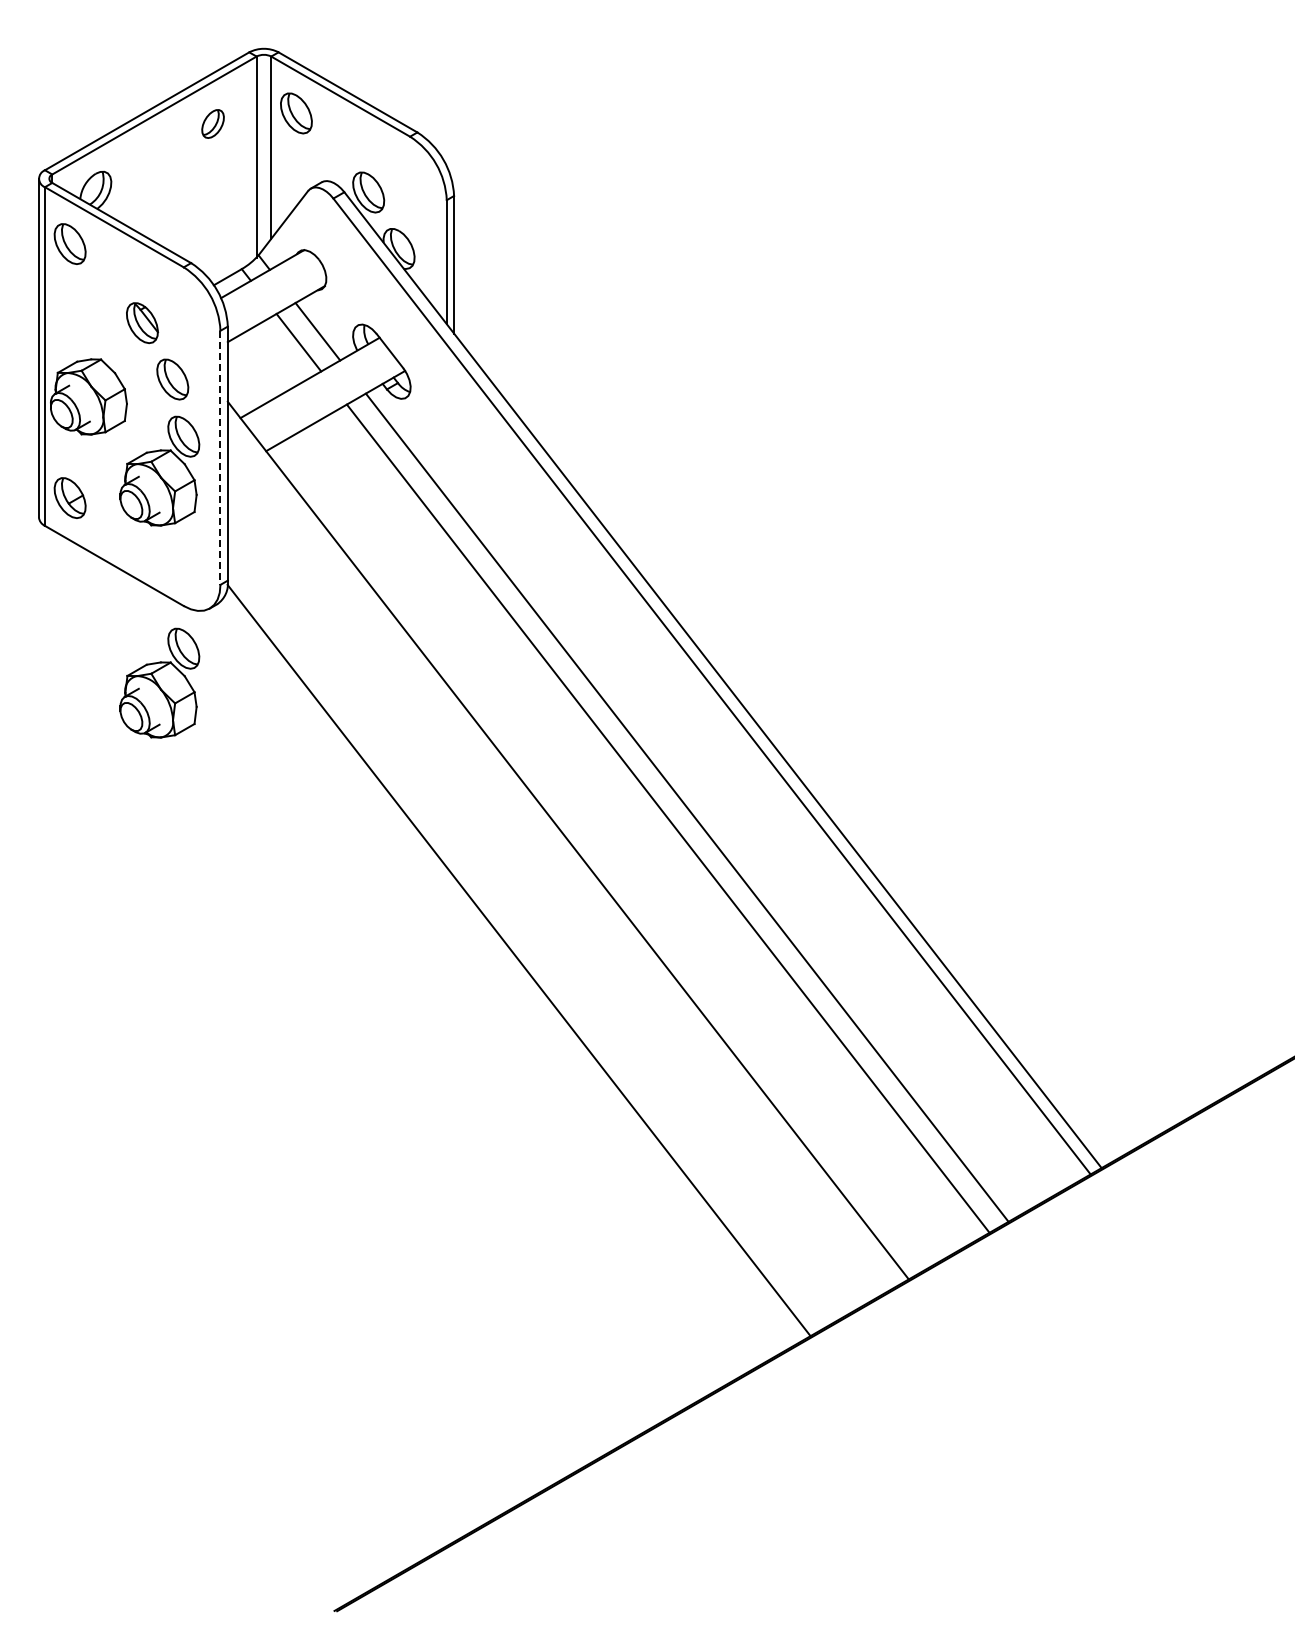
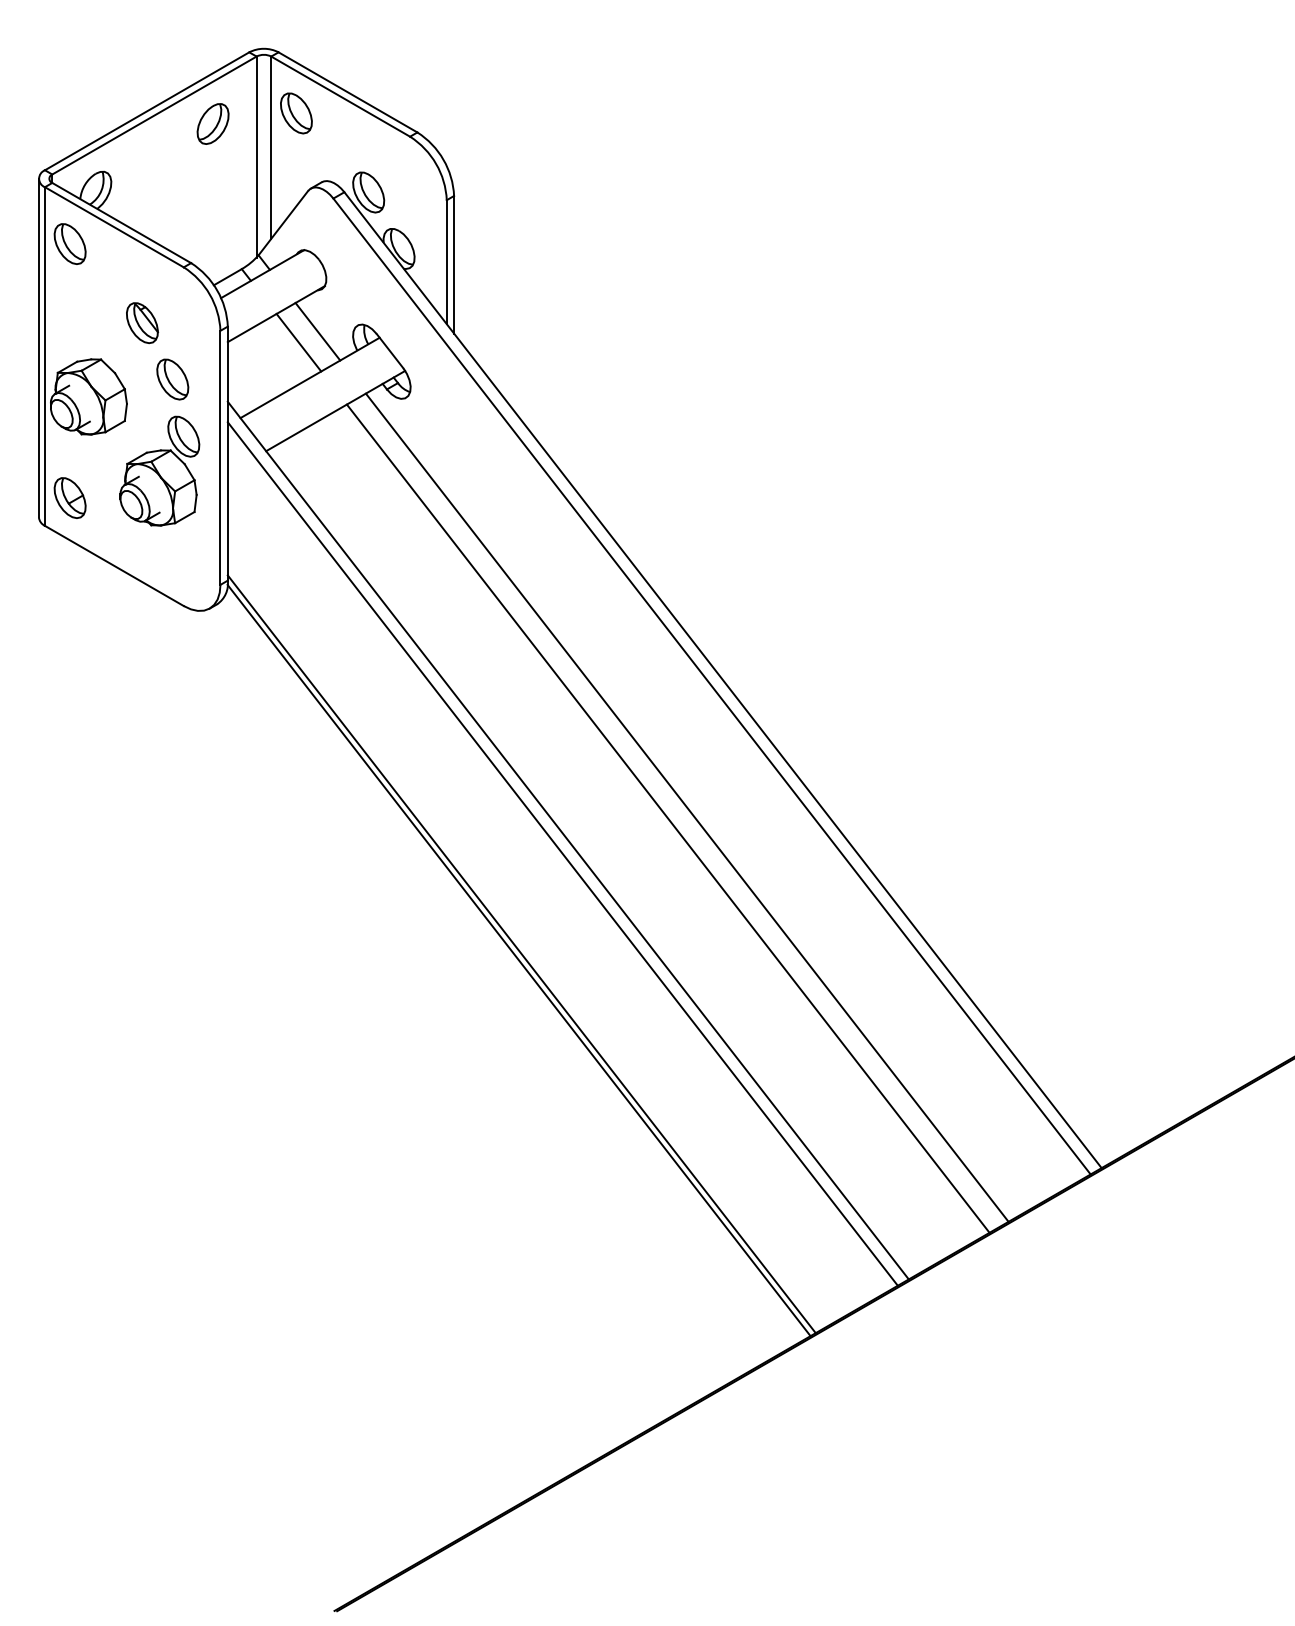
part size: 24x30 px -> 34x42 px (212, 123)
line: dashed -> solid (220, 458)
part: present -> none (159, 682)
line: none -> present (562, 853)
line: none -> present (521, 954)
